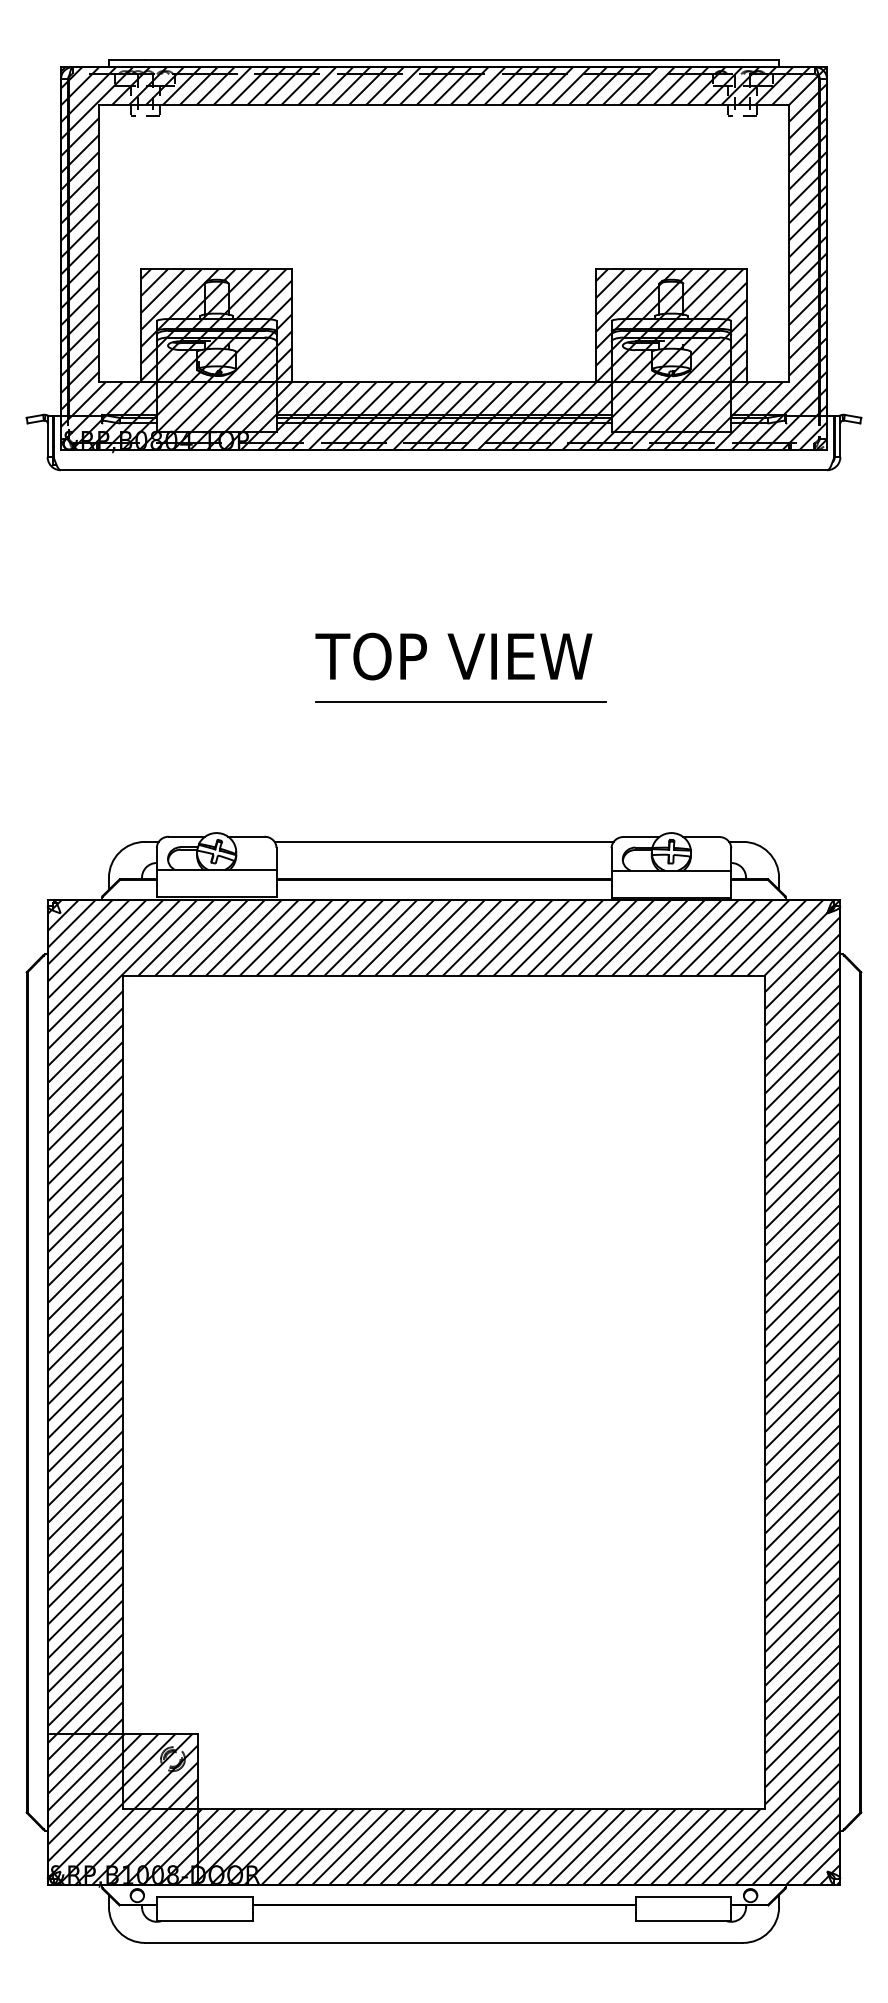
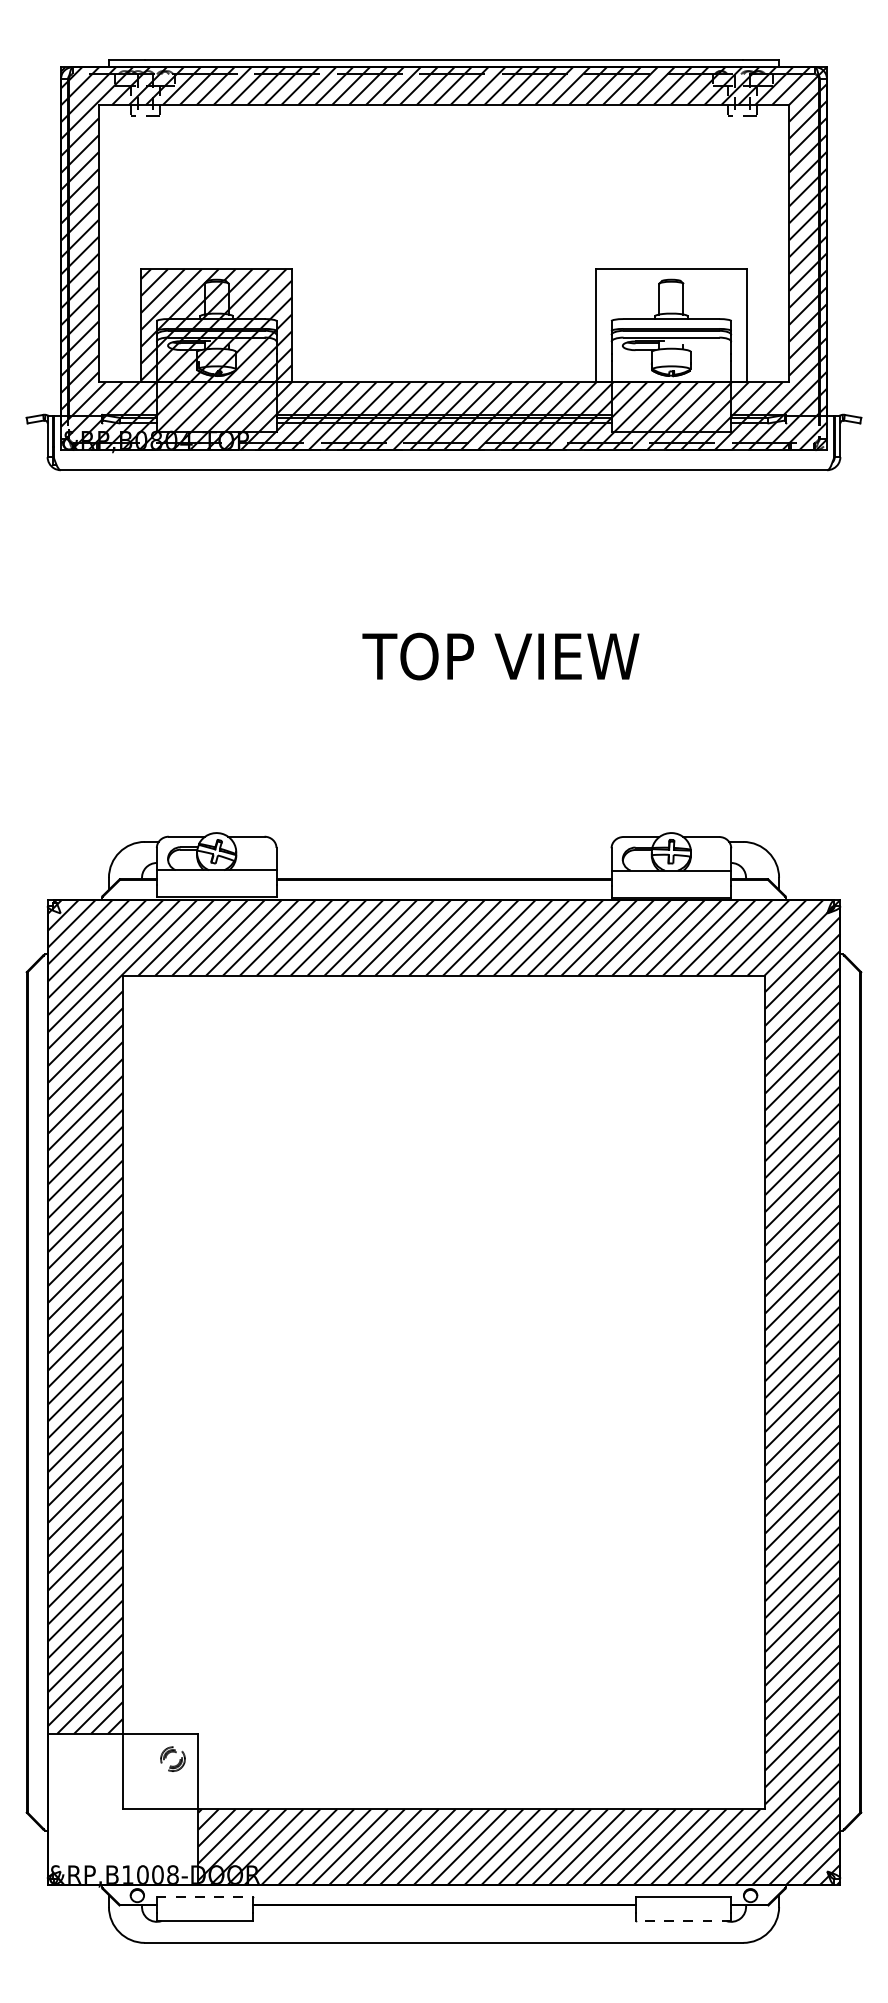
hatch: present -> none (670, 325)
text position: (453, 656) -> (500, 656) (500, 656)
line: present -> none (460, 702)
line: present -> none (443, 841)
hatch: present -> none (122, 1808)
line: solid -> dashed (204, 1897)
line: solid -> dashed (683, 1921)
